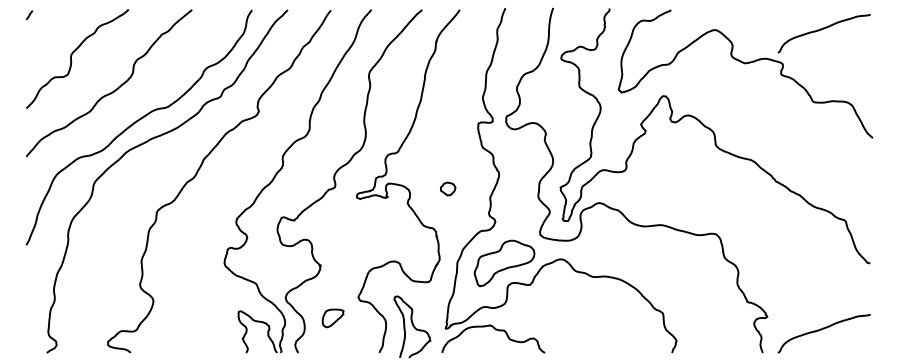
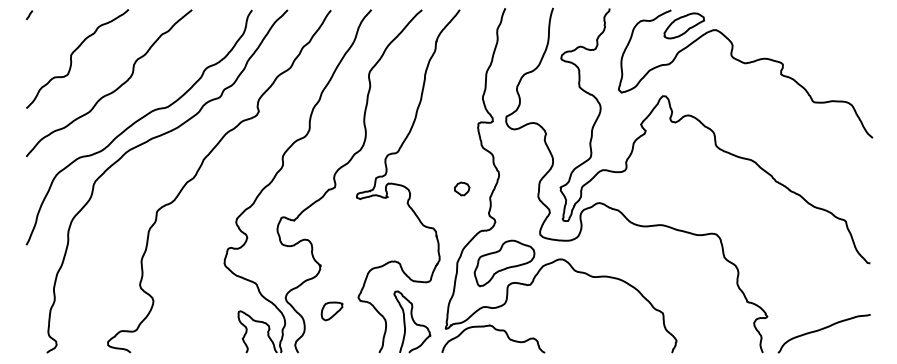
part: none -> present (684, 25)
curve: present -> none (821, 30)
part position: (448, 188) -> (462, 188) (462, 188)
part position: (332, 318) -> (331, 311) (331, 311)
curve position: (412, 326) -> (412, 321) (412, 321)
